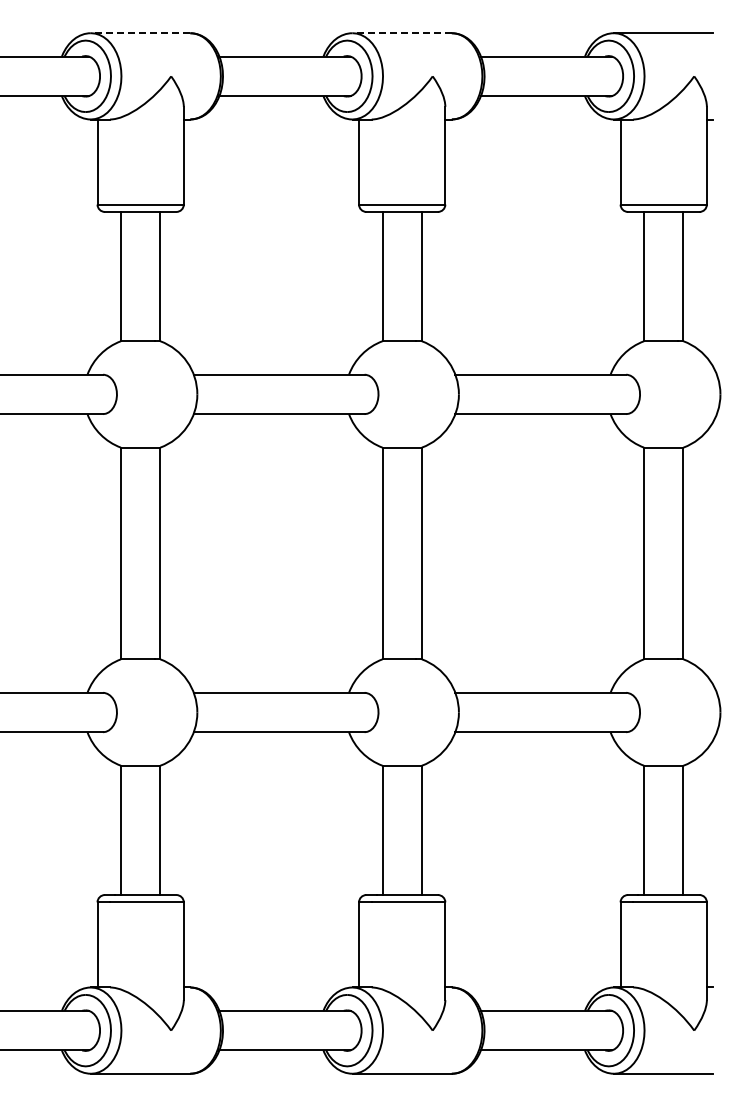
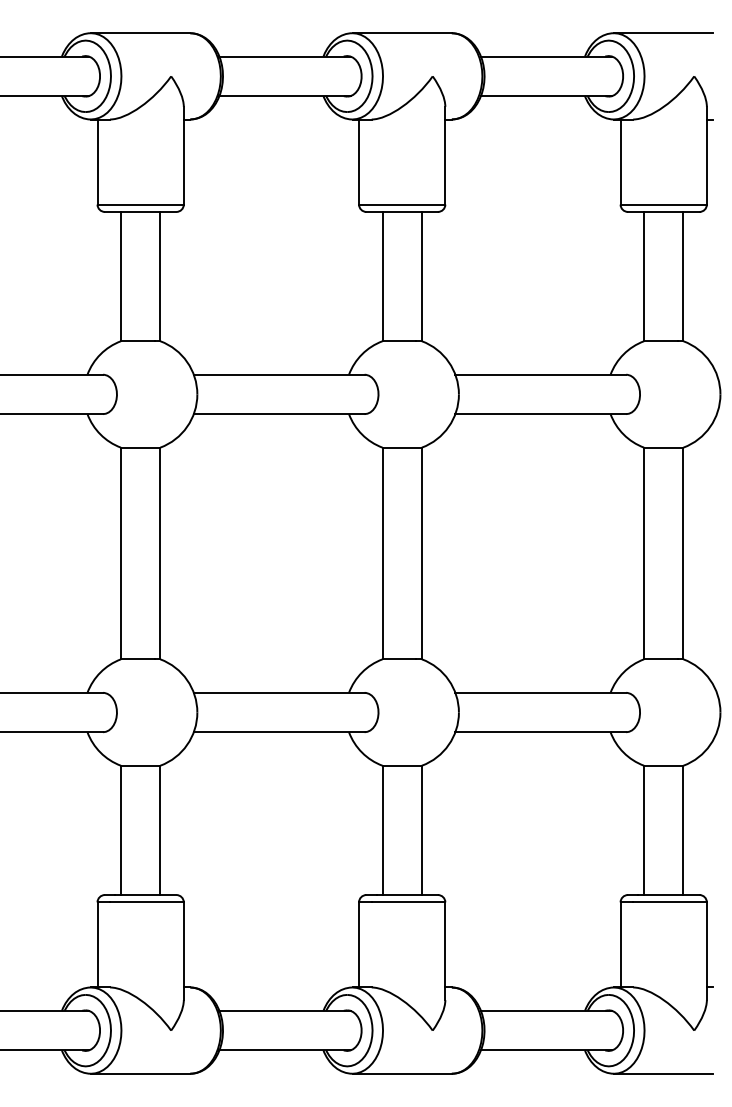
line: dashed -> solid (140, 33)
line: dashed -> solid (402, 33)
